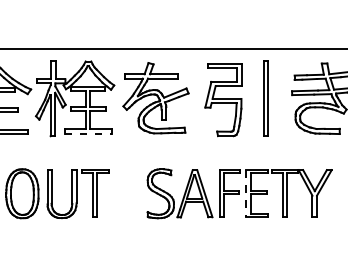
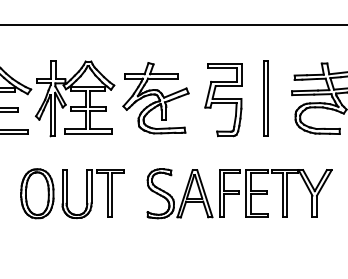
line position: (173, 48) -> (173, 24) (173, 24)
line: dashed -> solid (88, 133)
part position: (57, 193) -> (72, 193) (72, 193)
line: dashed -> solid (246, 193)
